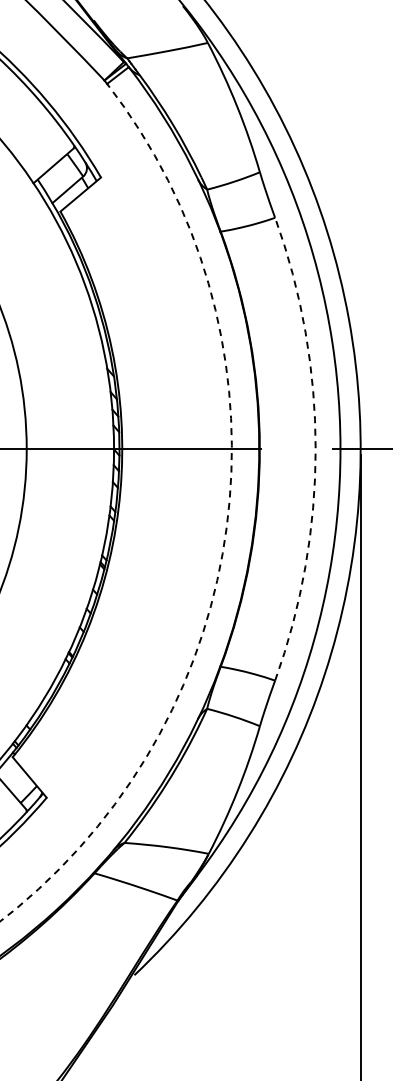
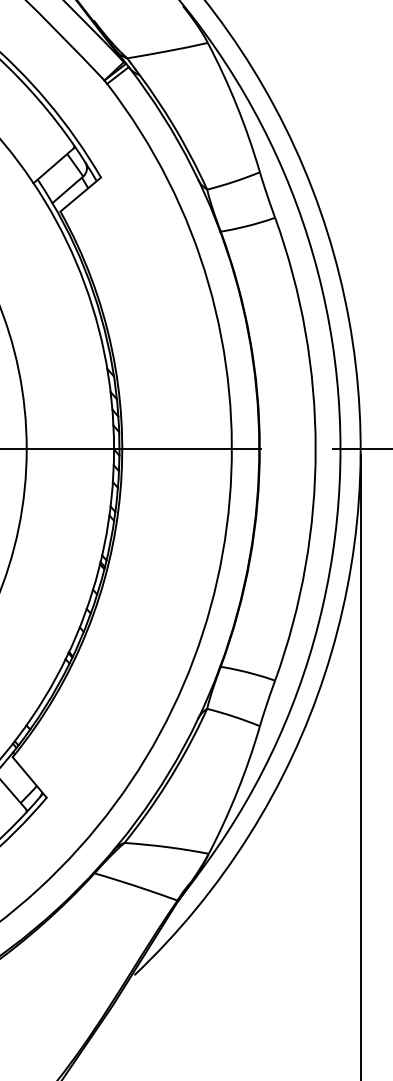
arc: dashed -> solid (315, 449)
arc: dashed -> solid (227, 524)
